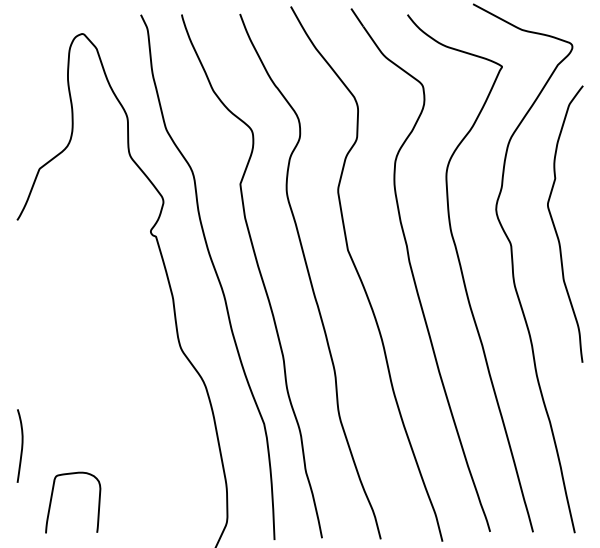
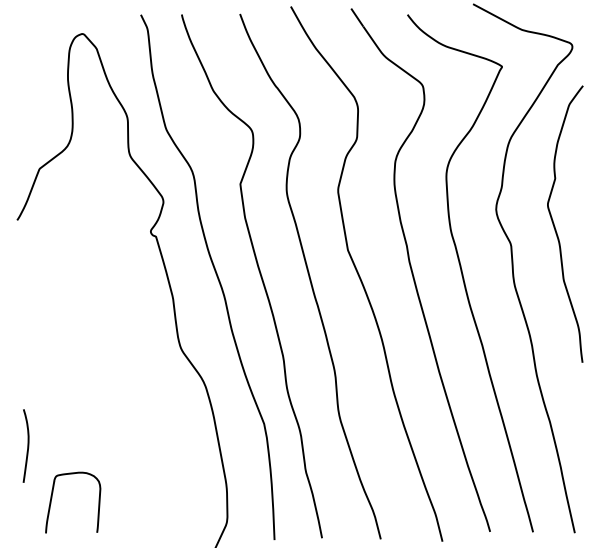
curve position: (21, 445) -> (27, 445) (27, 445)
